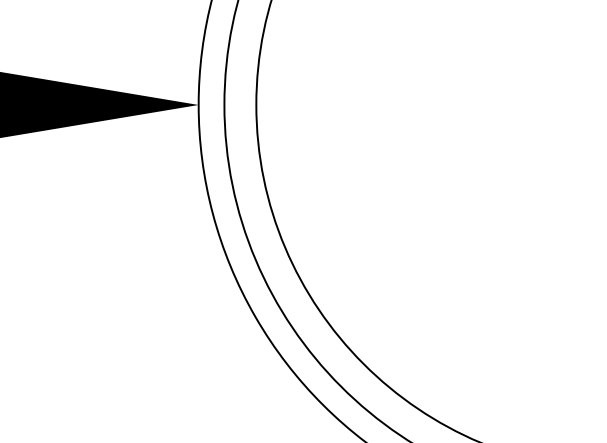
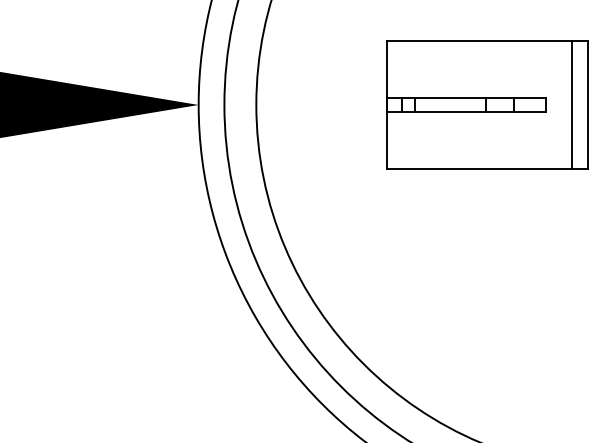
part: none -> present (487, 104)
